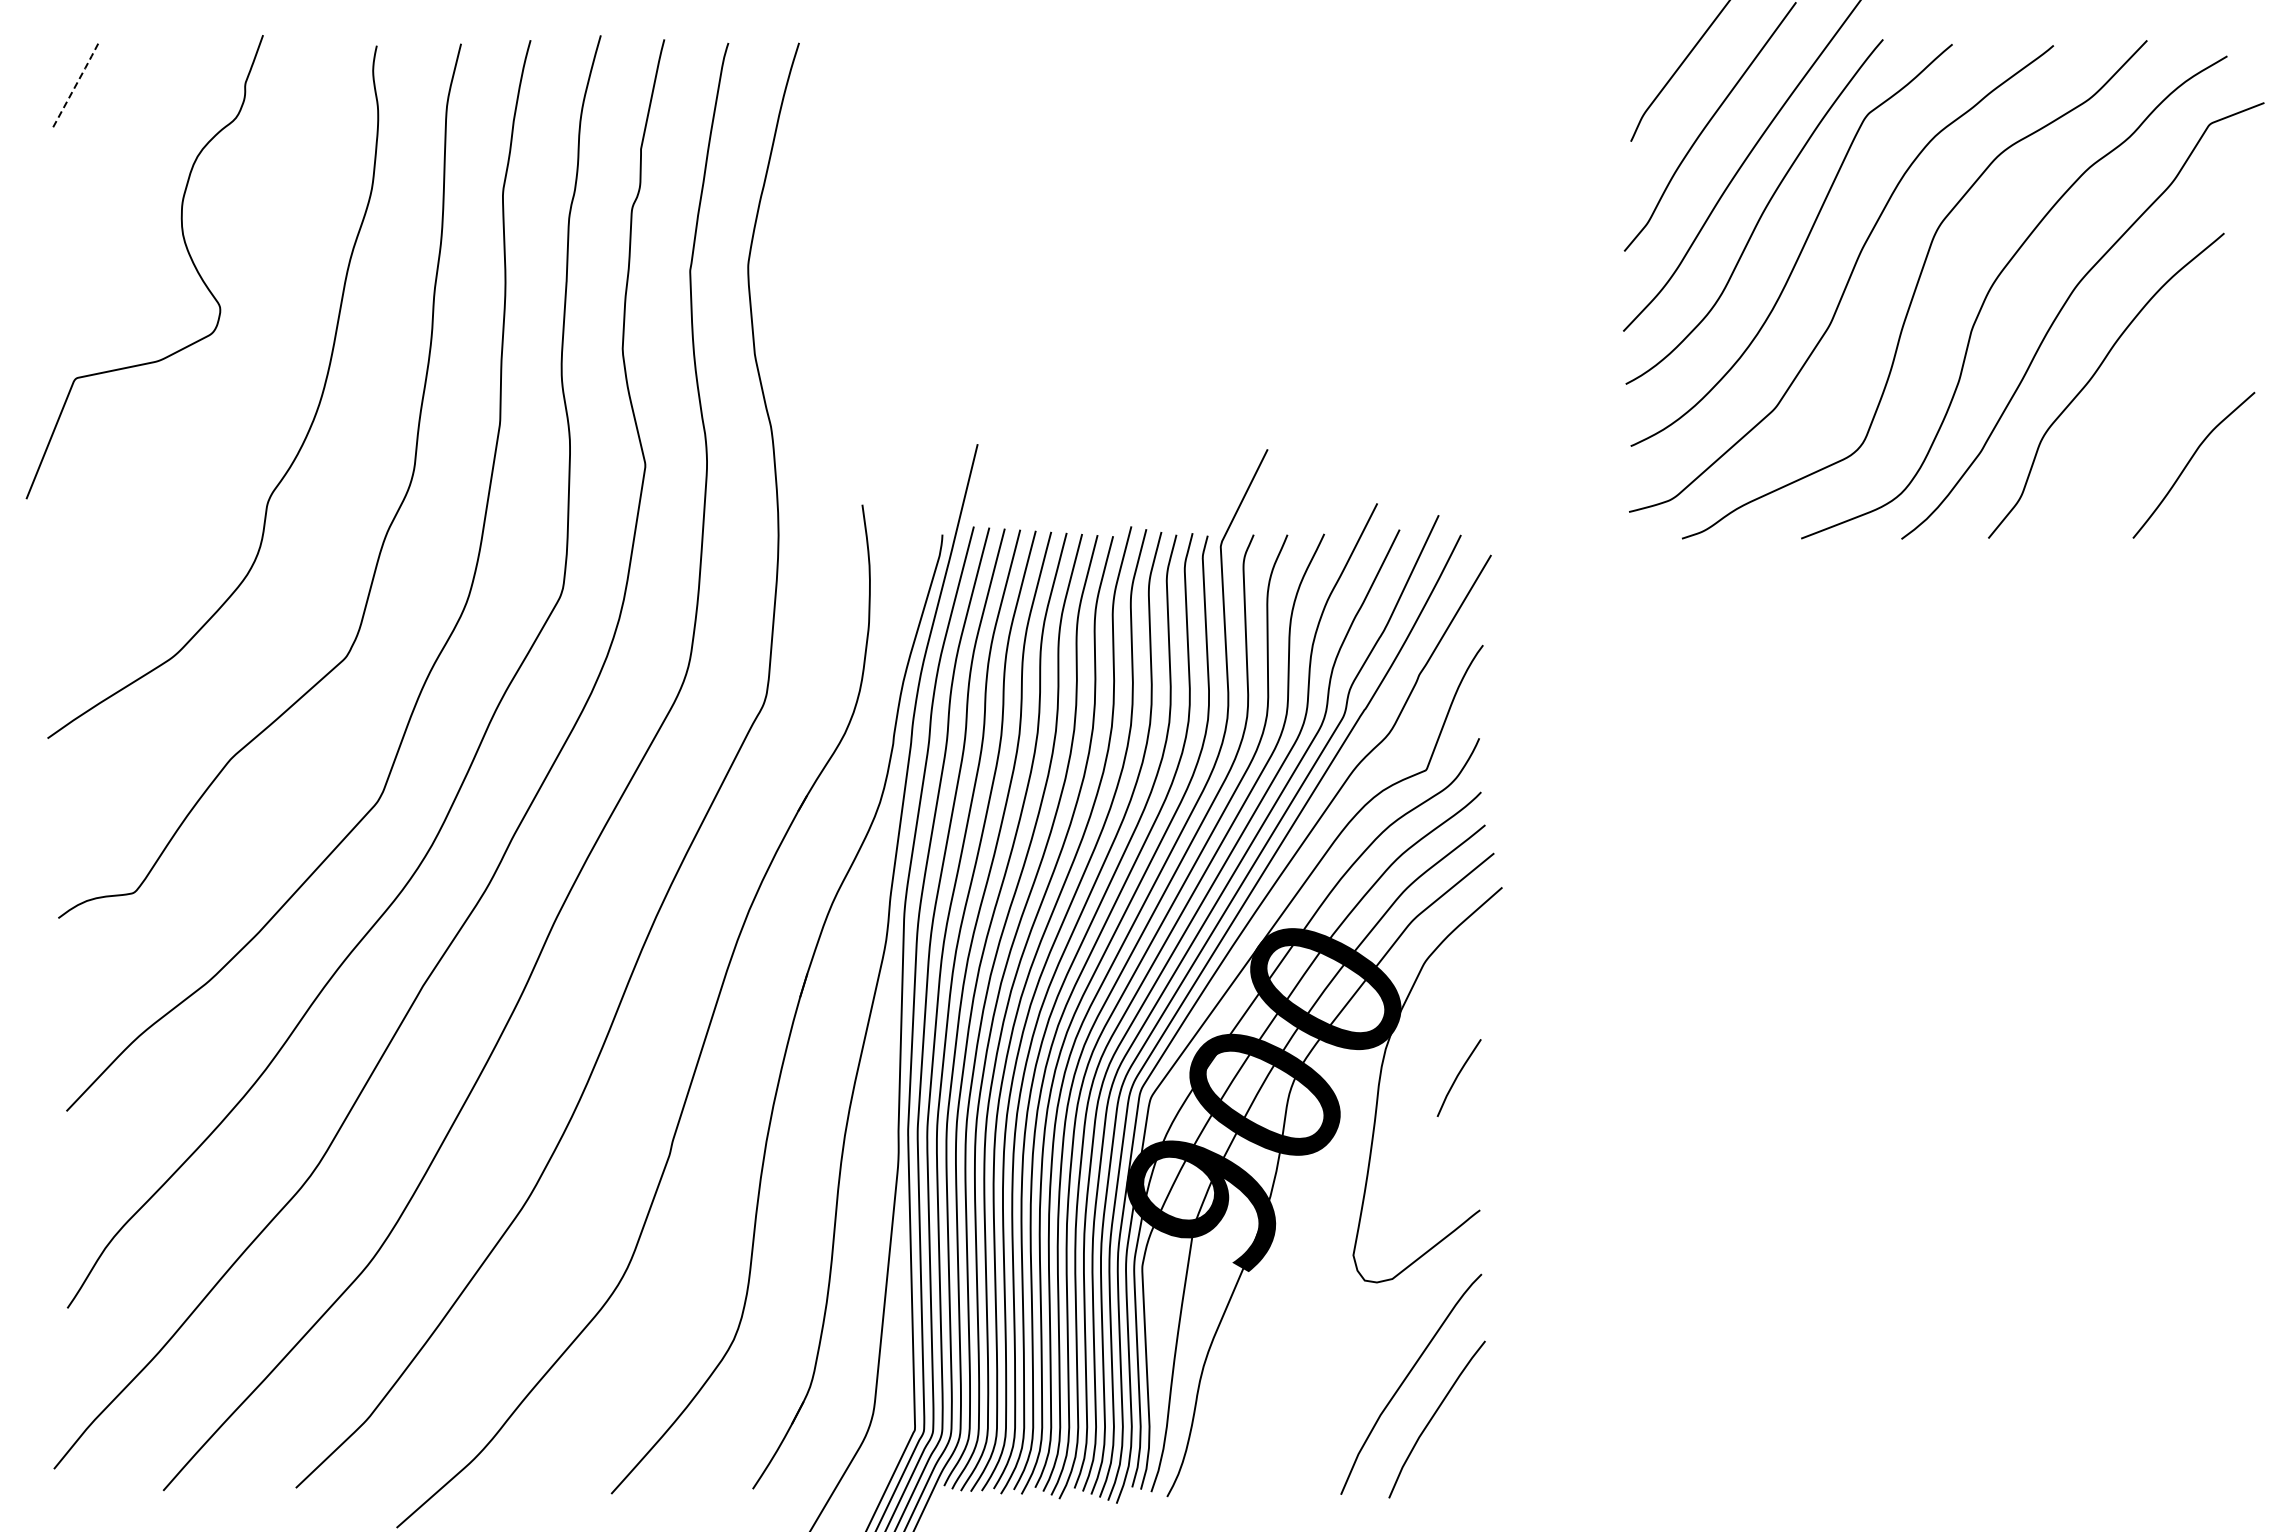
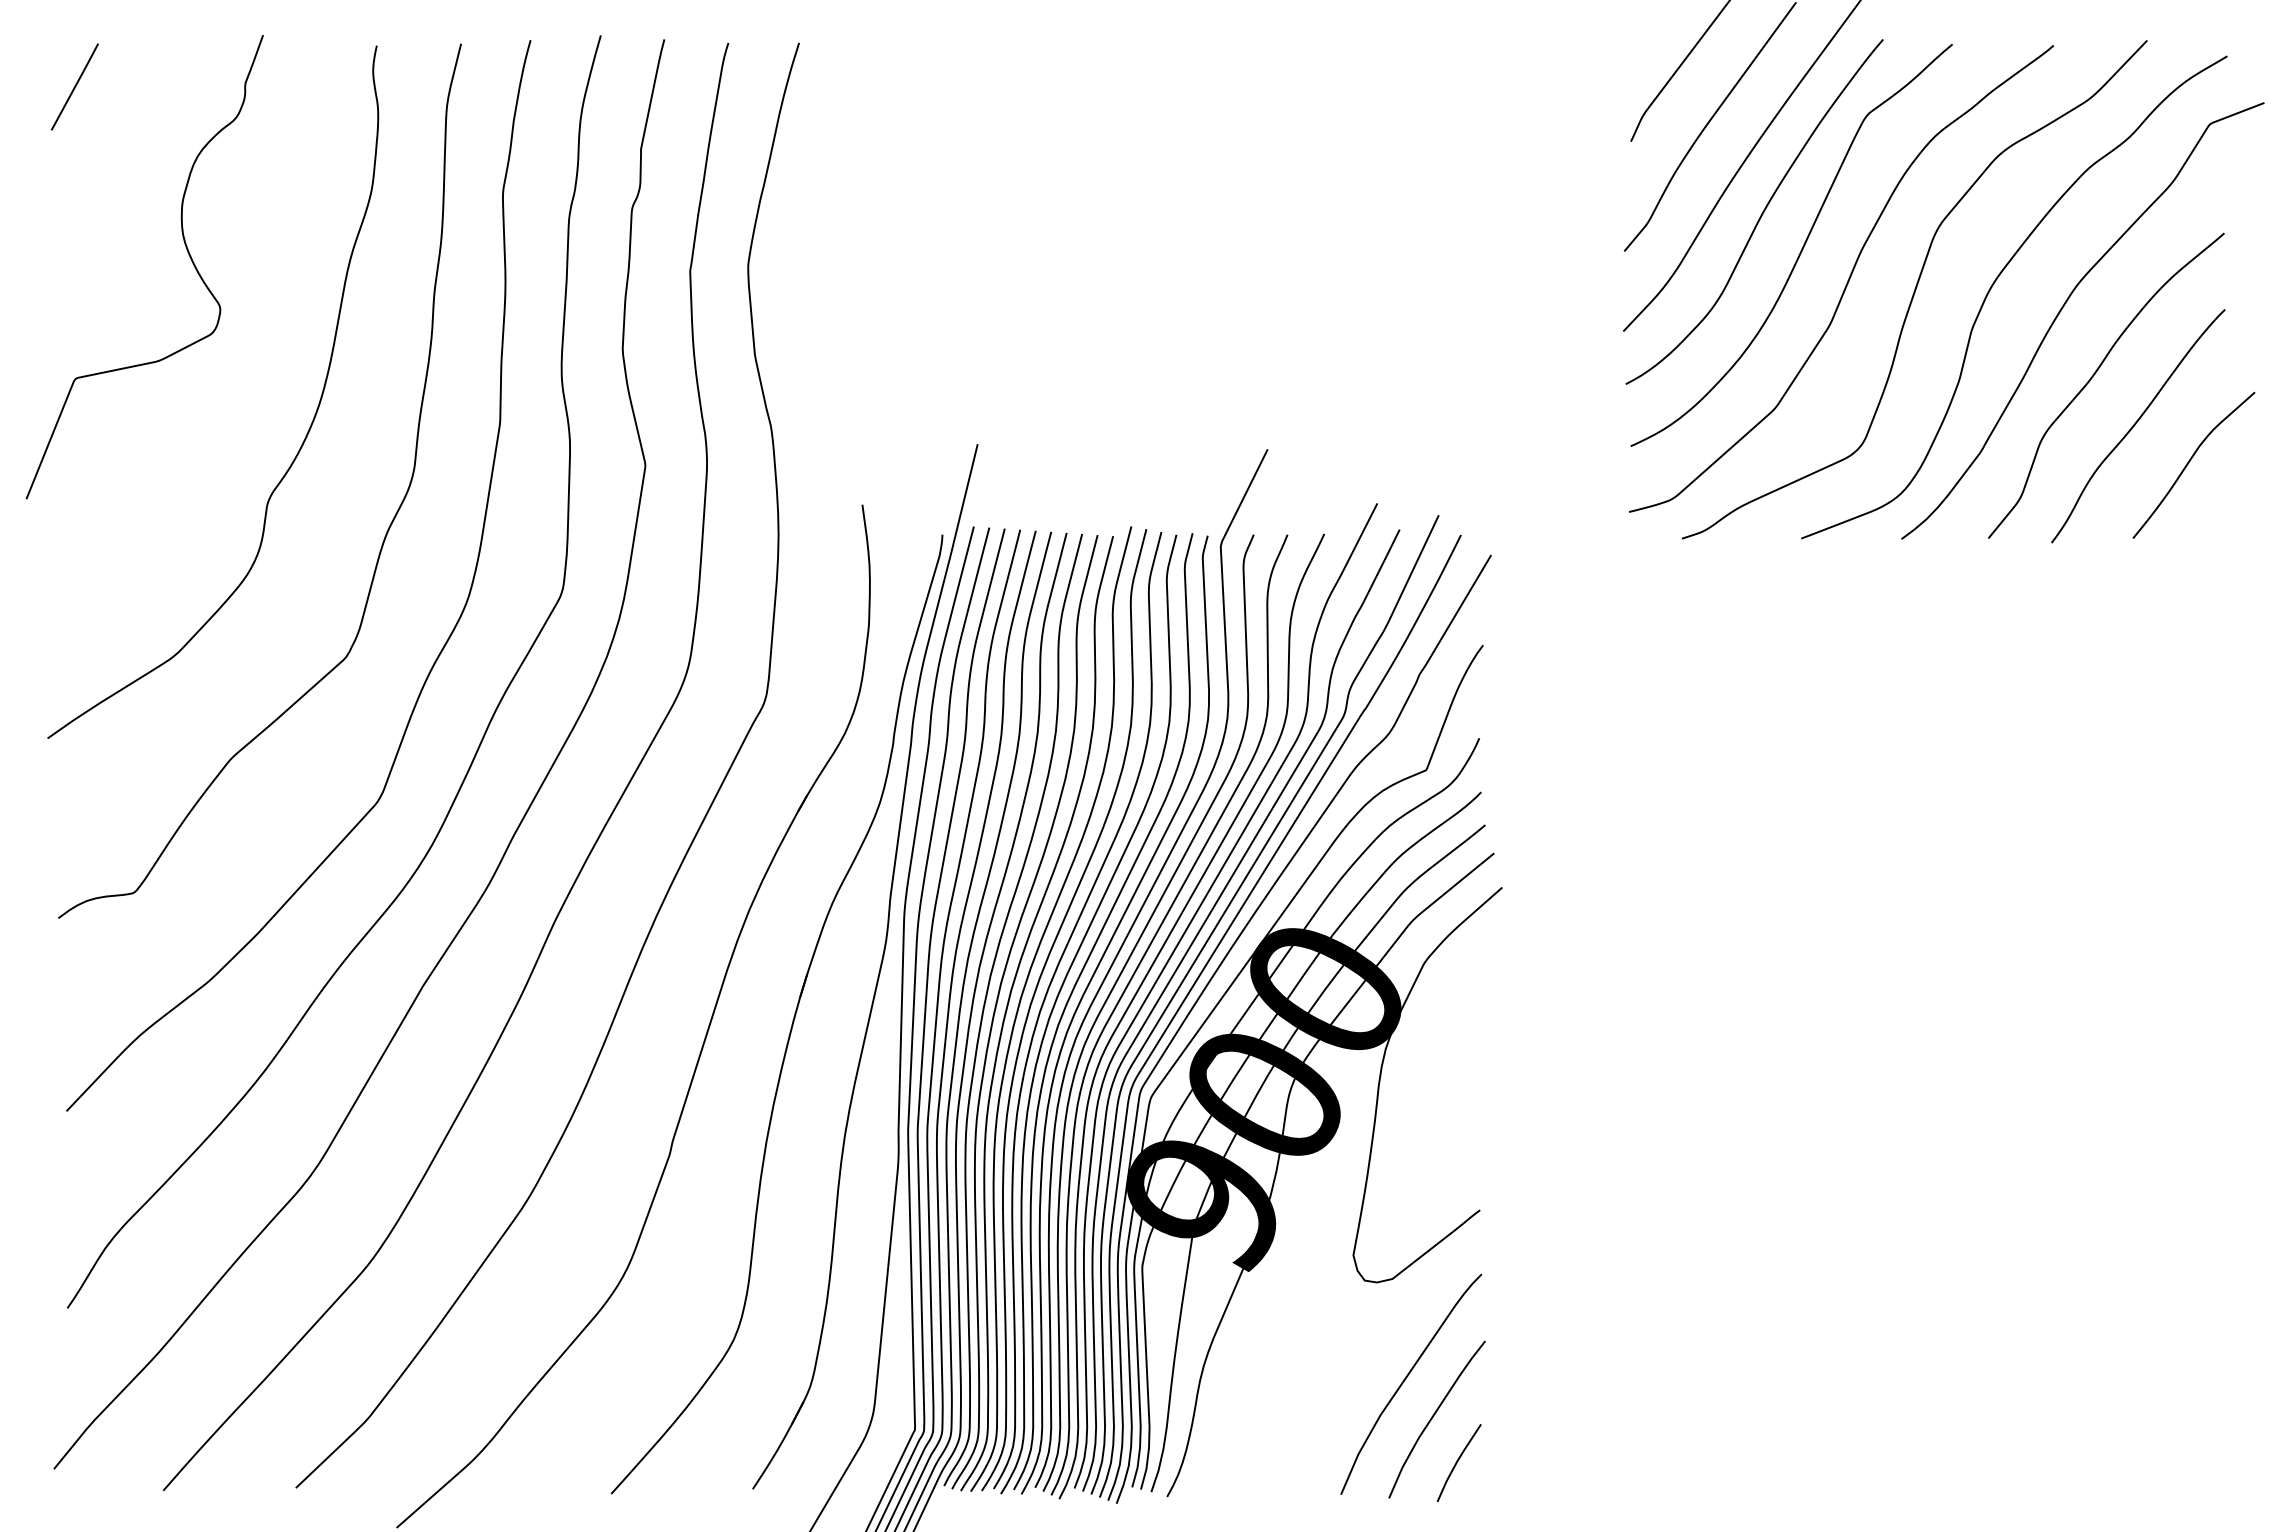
line: dashed -> solid (75, 85)
curve: none -> present (2135, 425)
line position: (1458, 1076) -> (1458, 1461) (1458, 1461)
